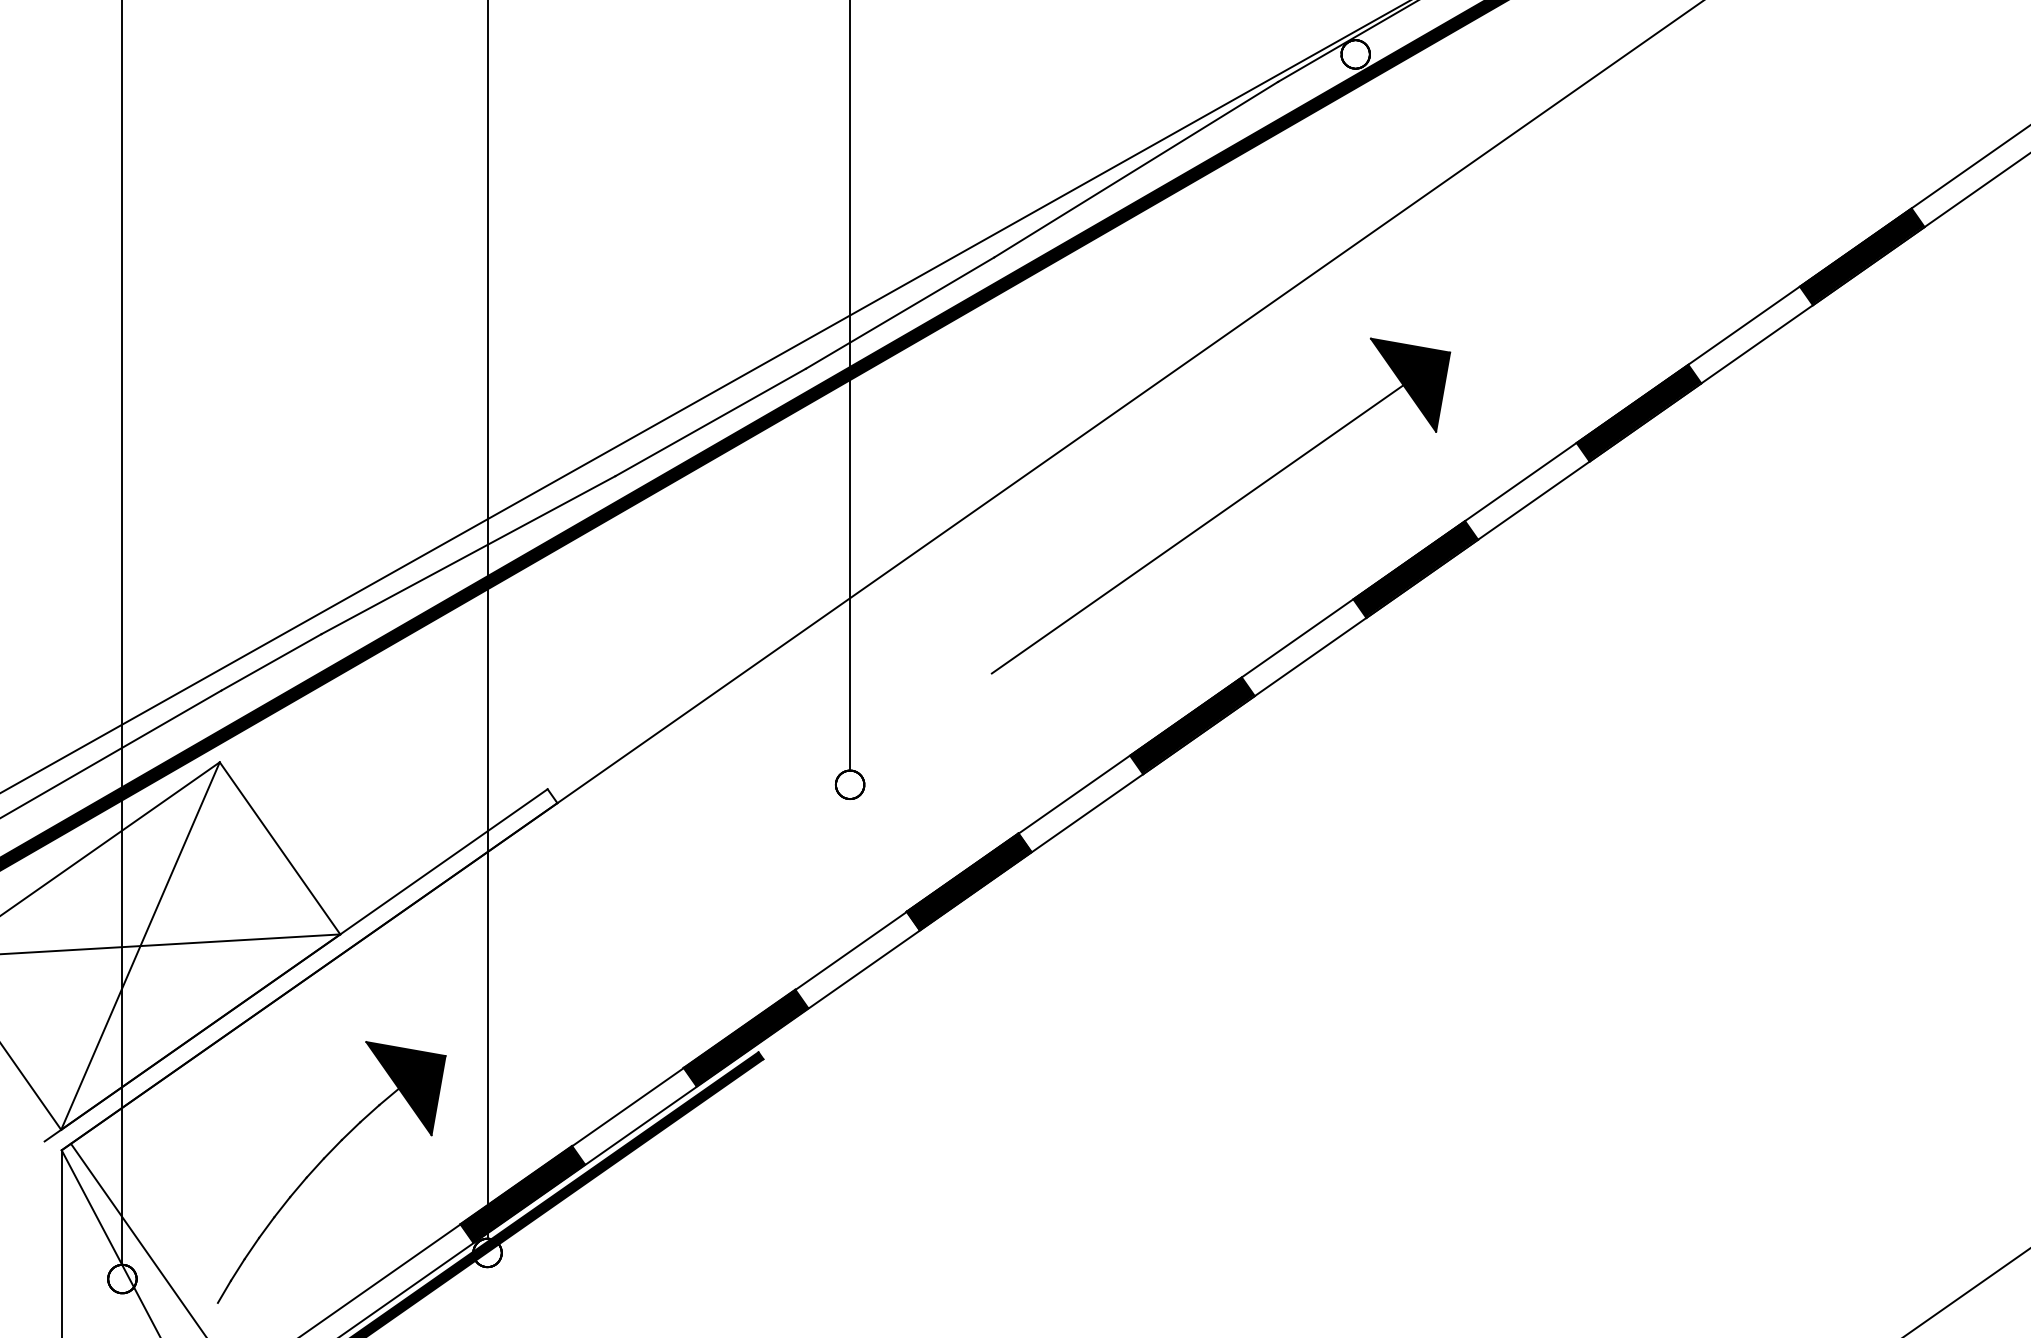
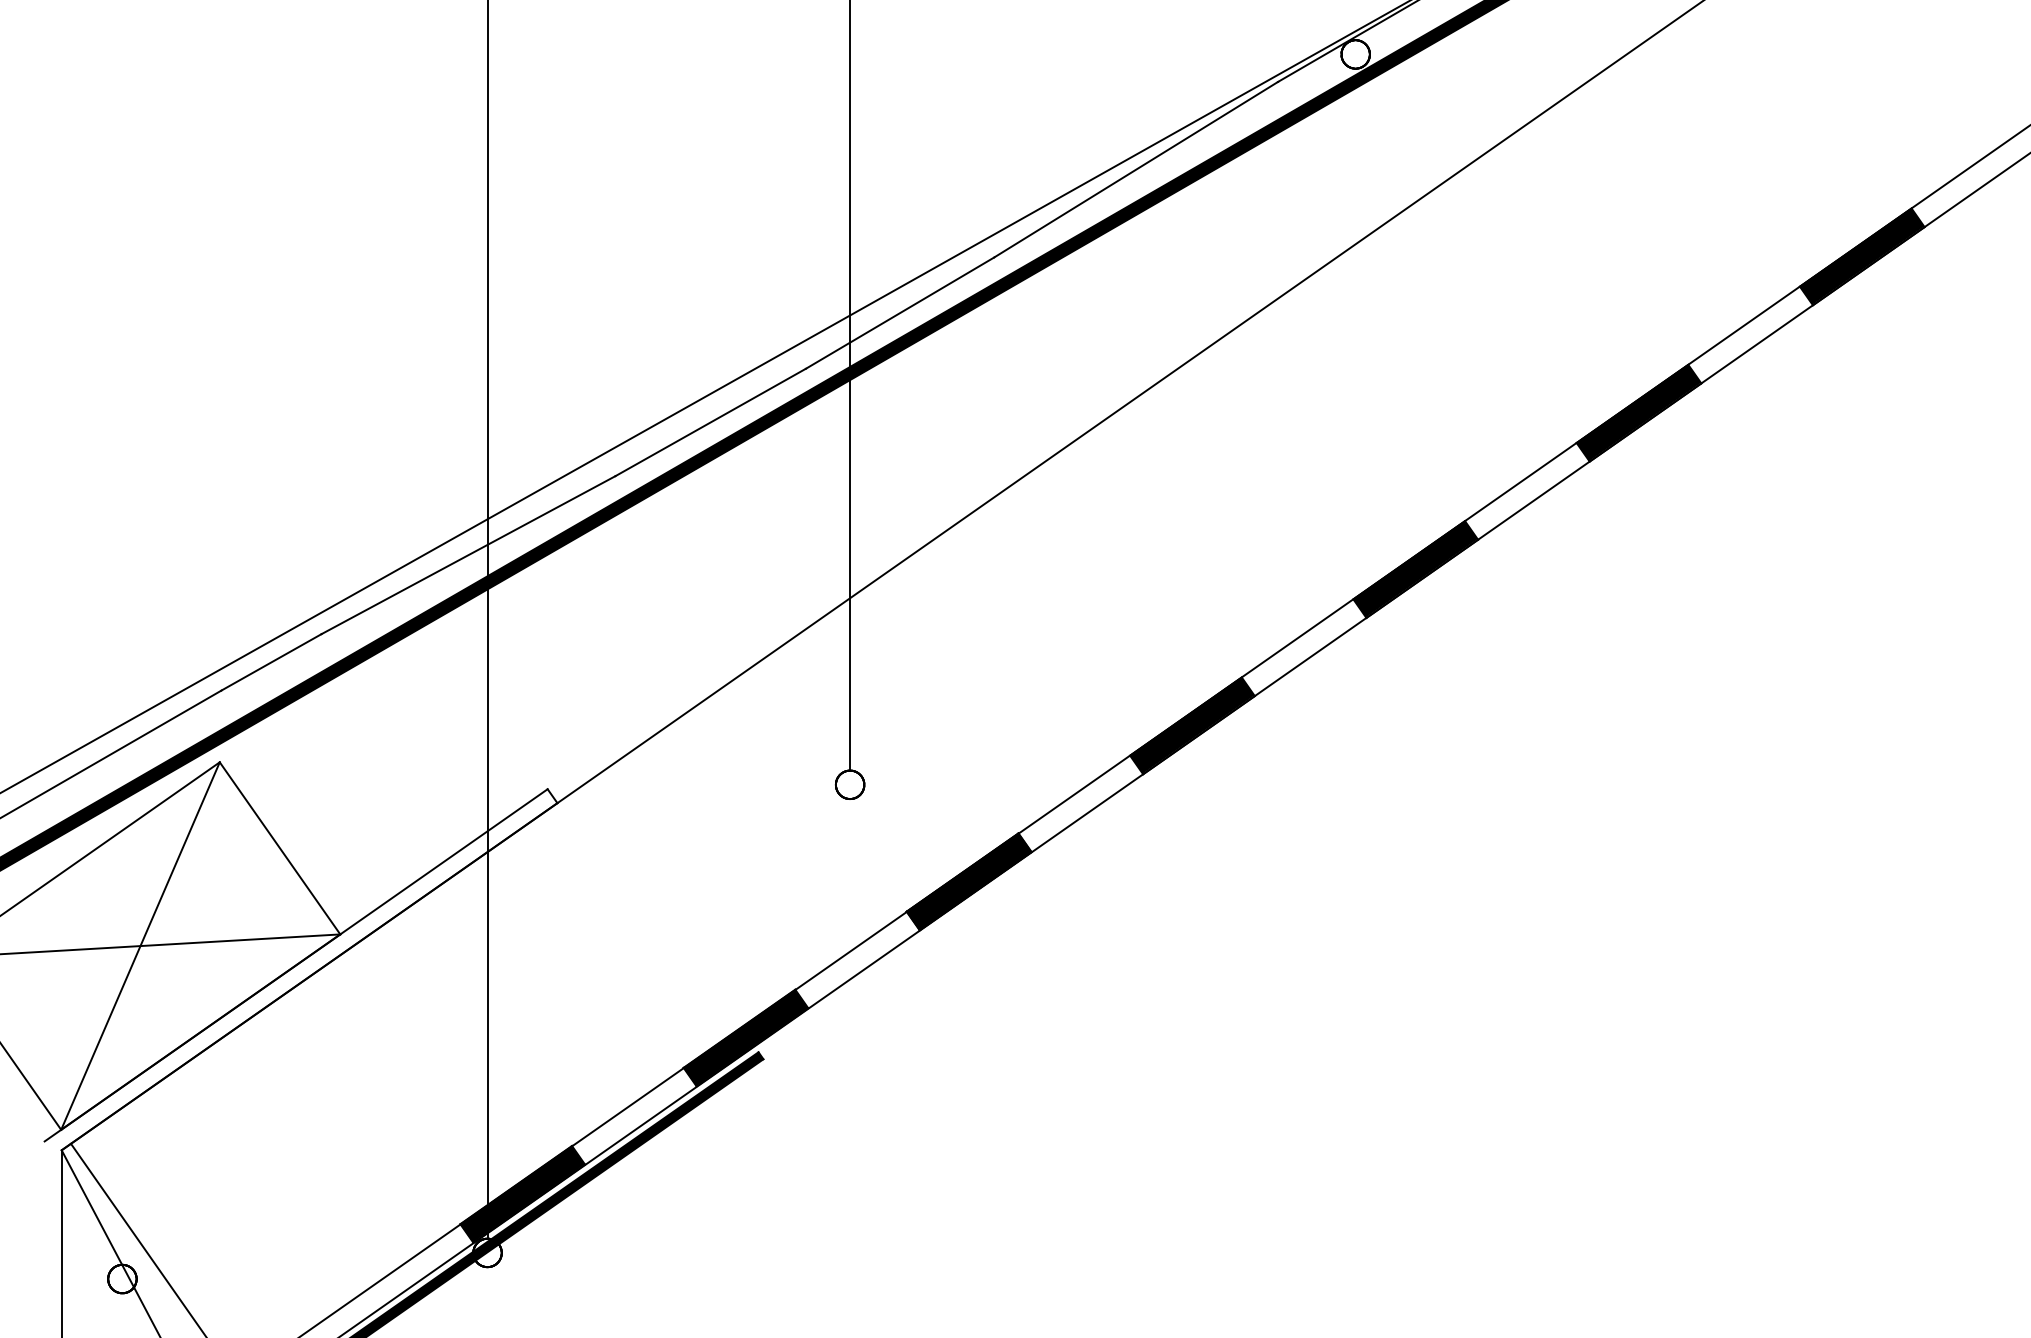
part: present -> none (1220, 505)
line: present -> none (122, 633)
part: present -> none (321, 1162)
line: present -> none (1967, 1292)
